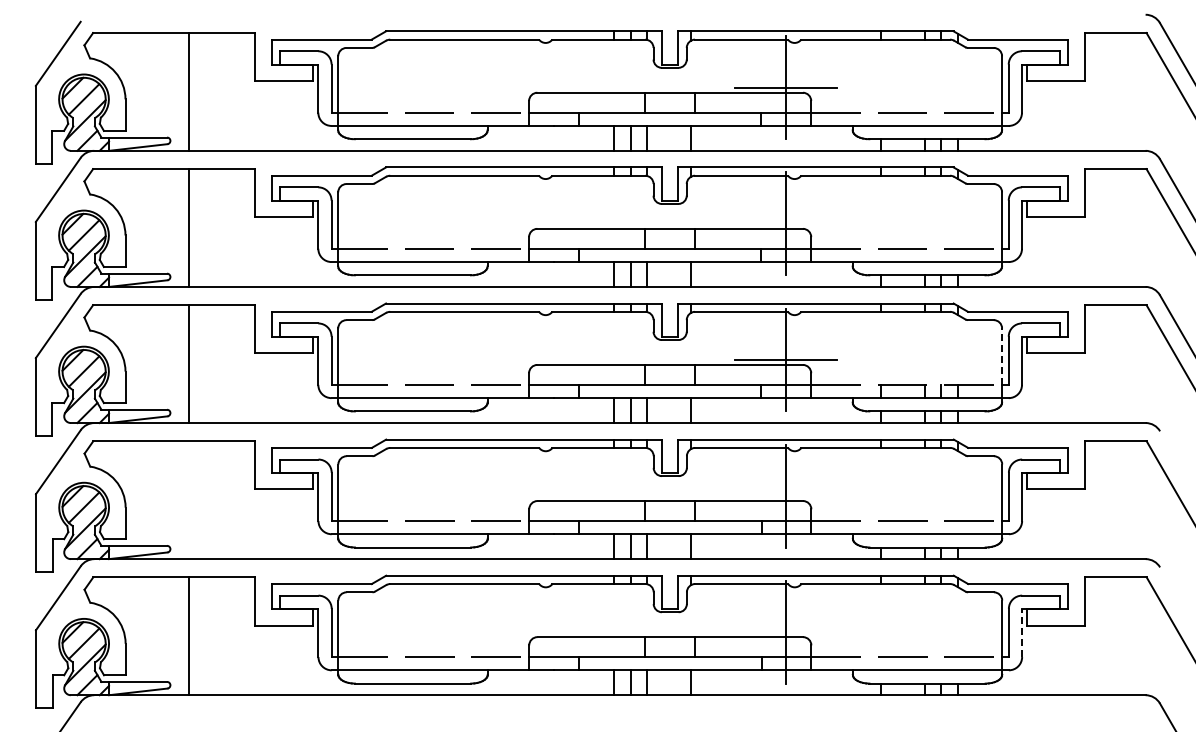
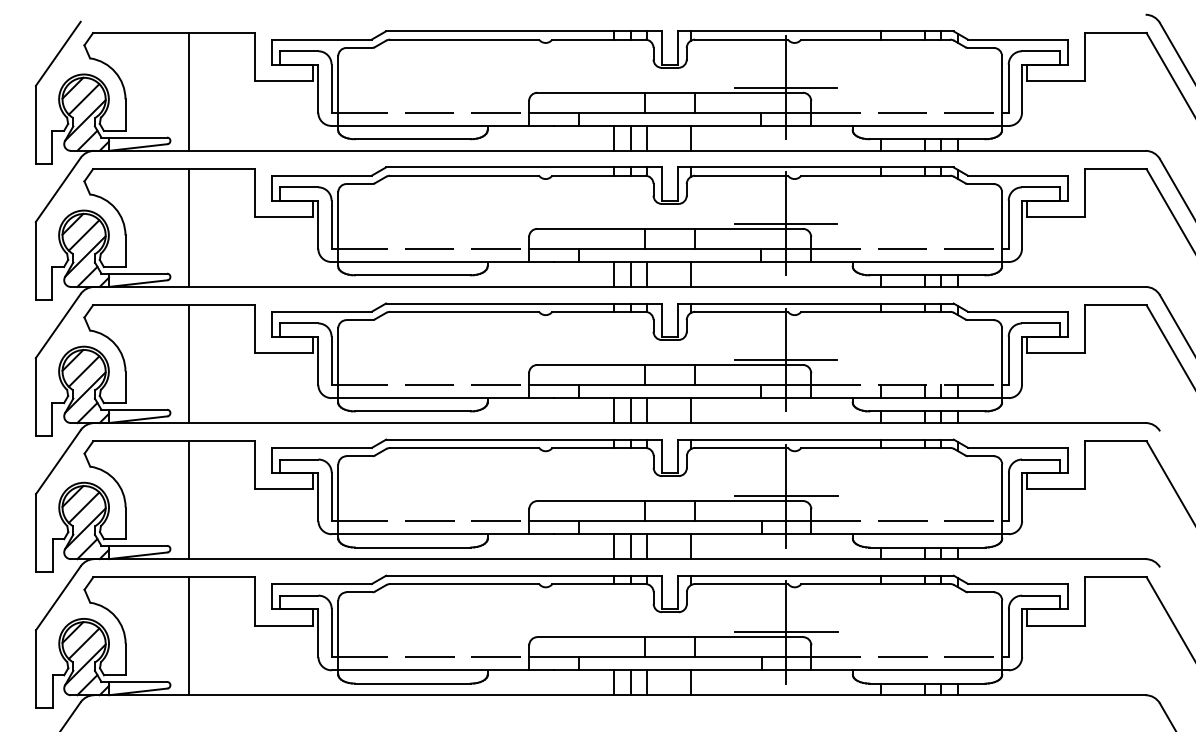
line: none -> present (785, 223)
line: dashed -> solid (1002, 356)
line: none -> present (785, 496)
line: none -> present (188, 500)
line: none -> present (785, 632)
line: dashed -> solid (1022, 632)
